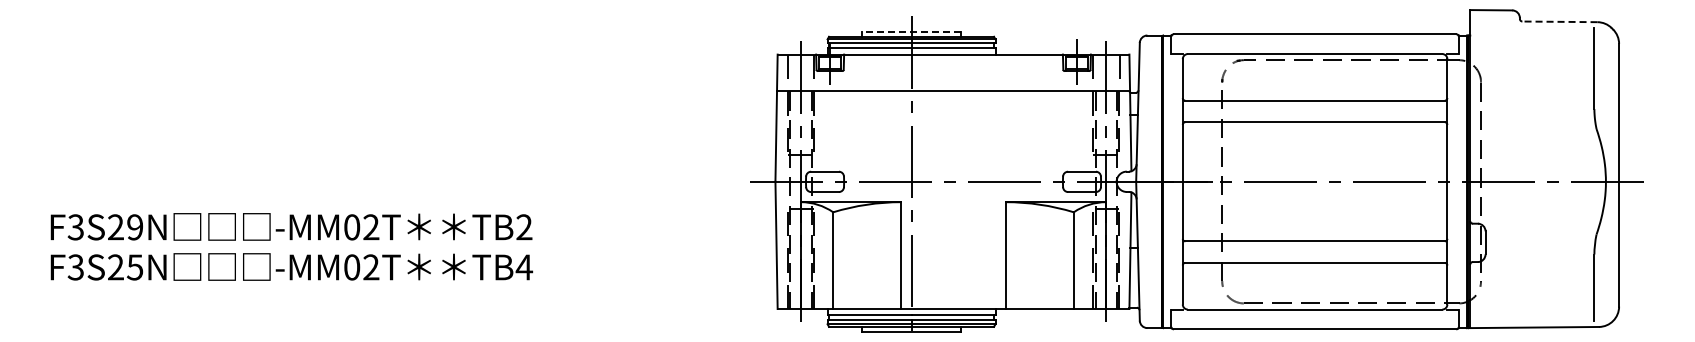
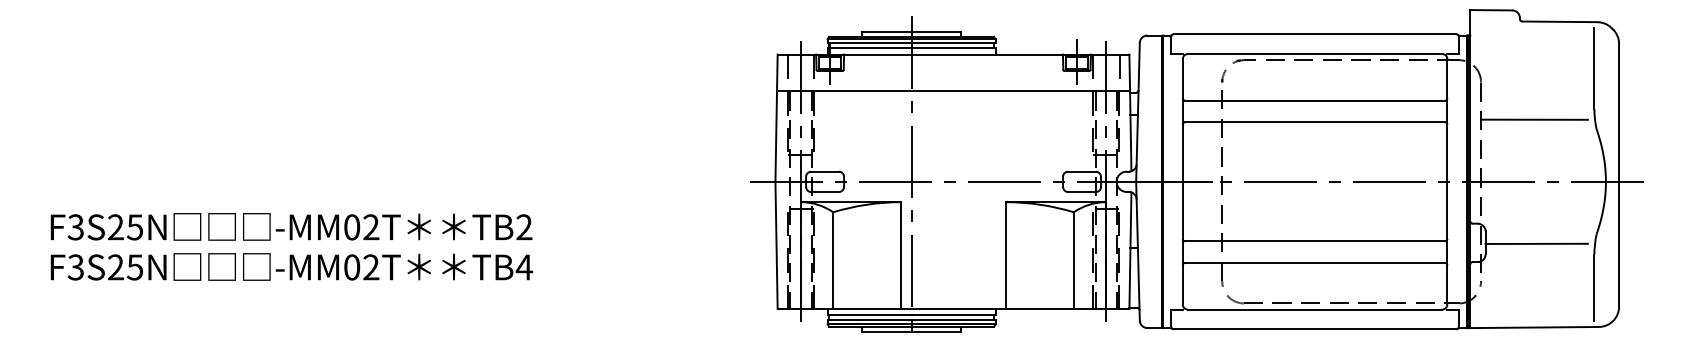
line: dashed -> solid (1559, 21)
line: dashed -> solid (911, 31)
line: none -> present (1534, 119)
text: F3S29N -> F3S25N (134, 227)
line: none -> present (1536, 243)
